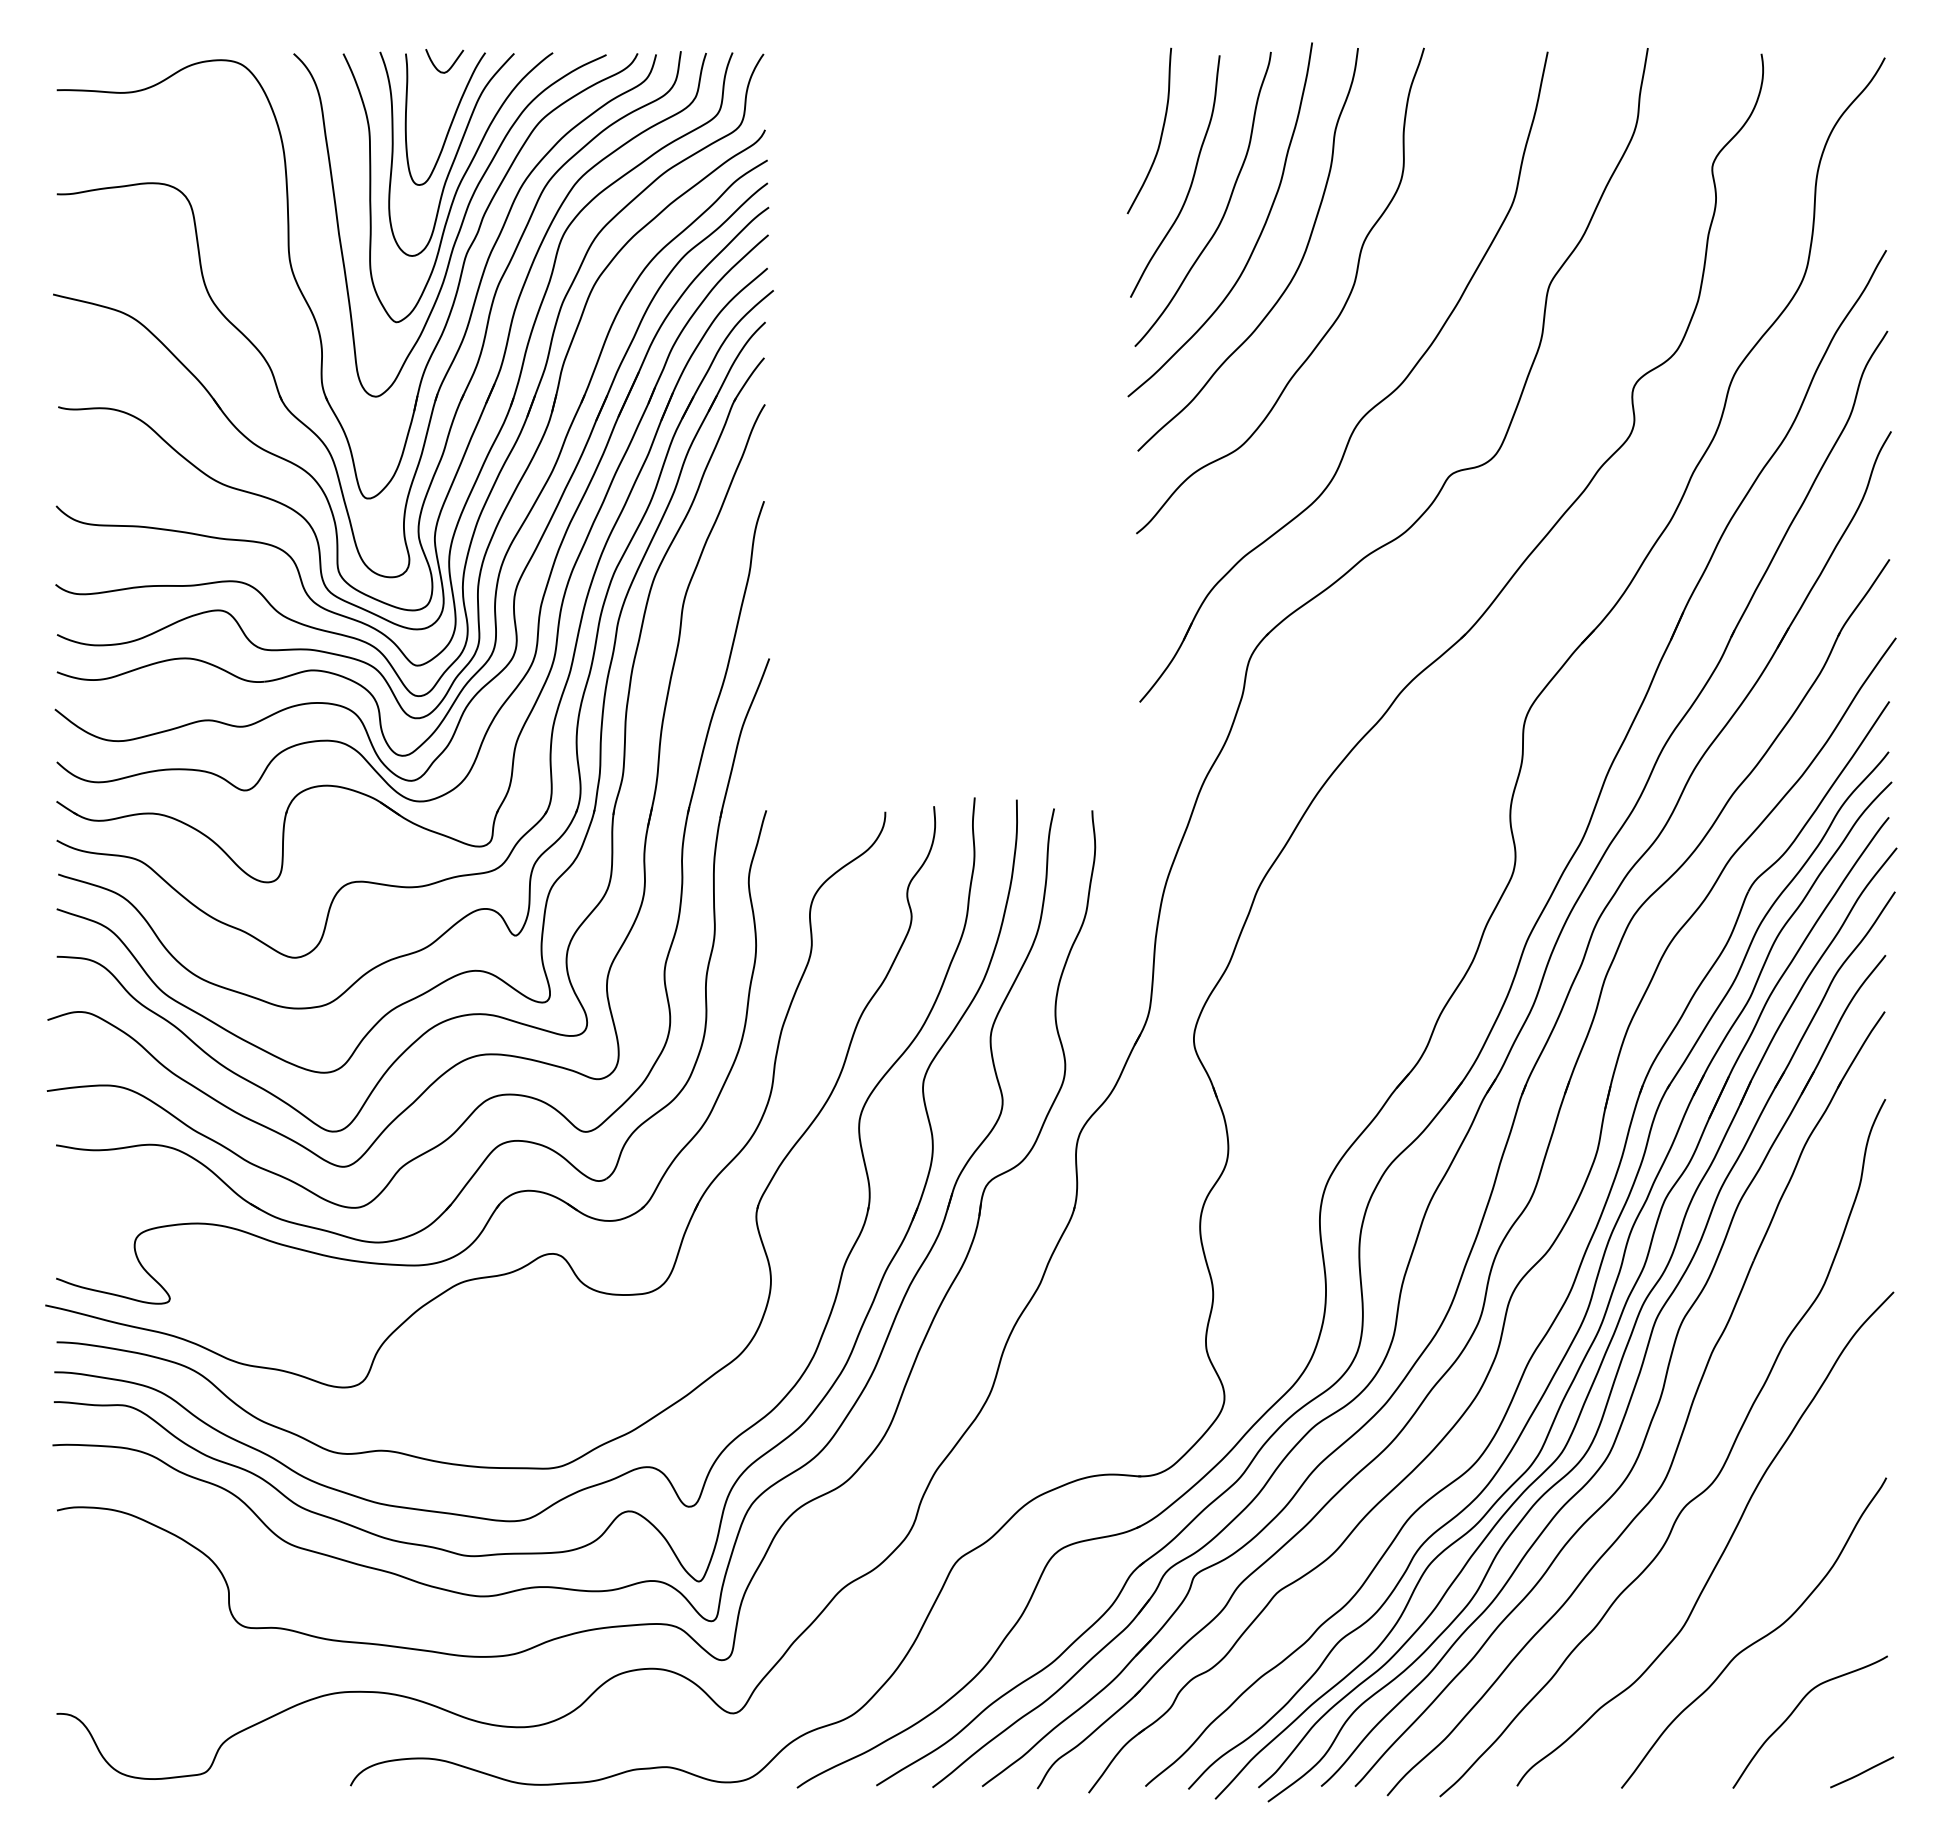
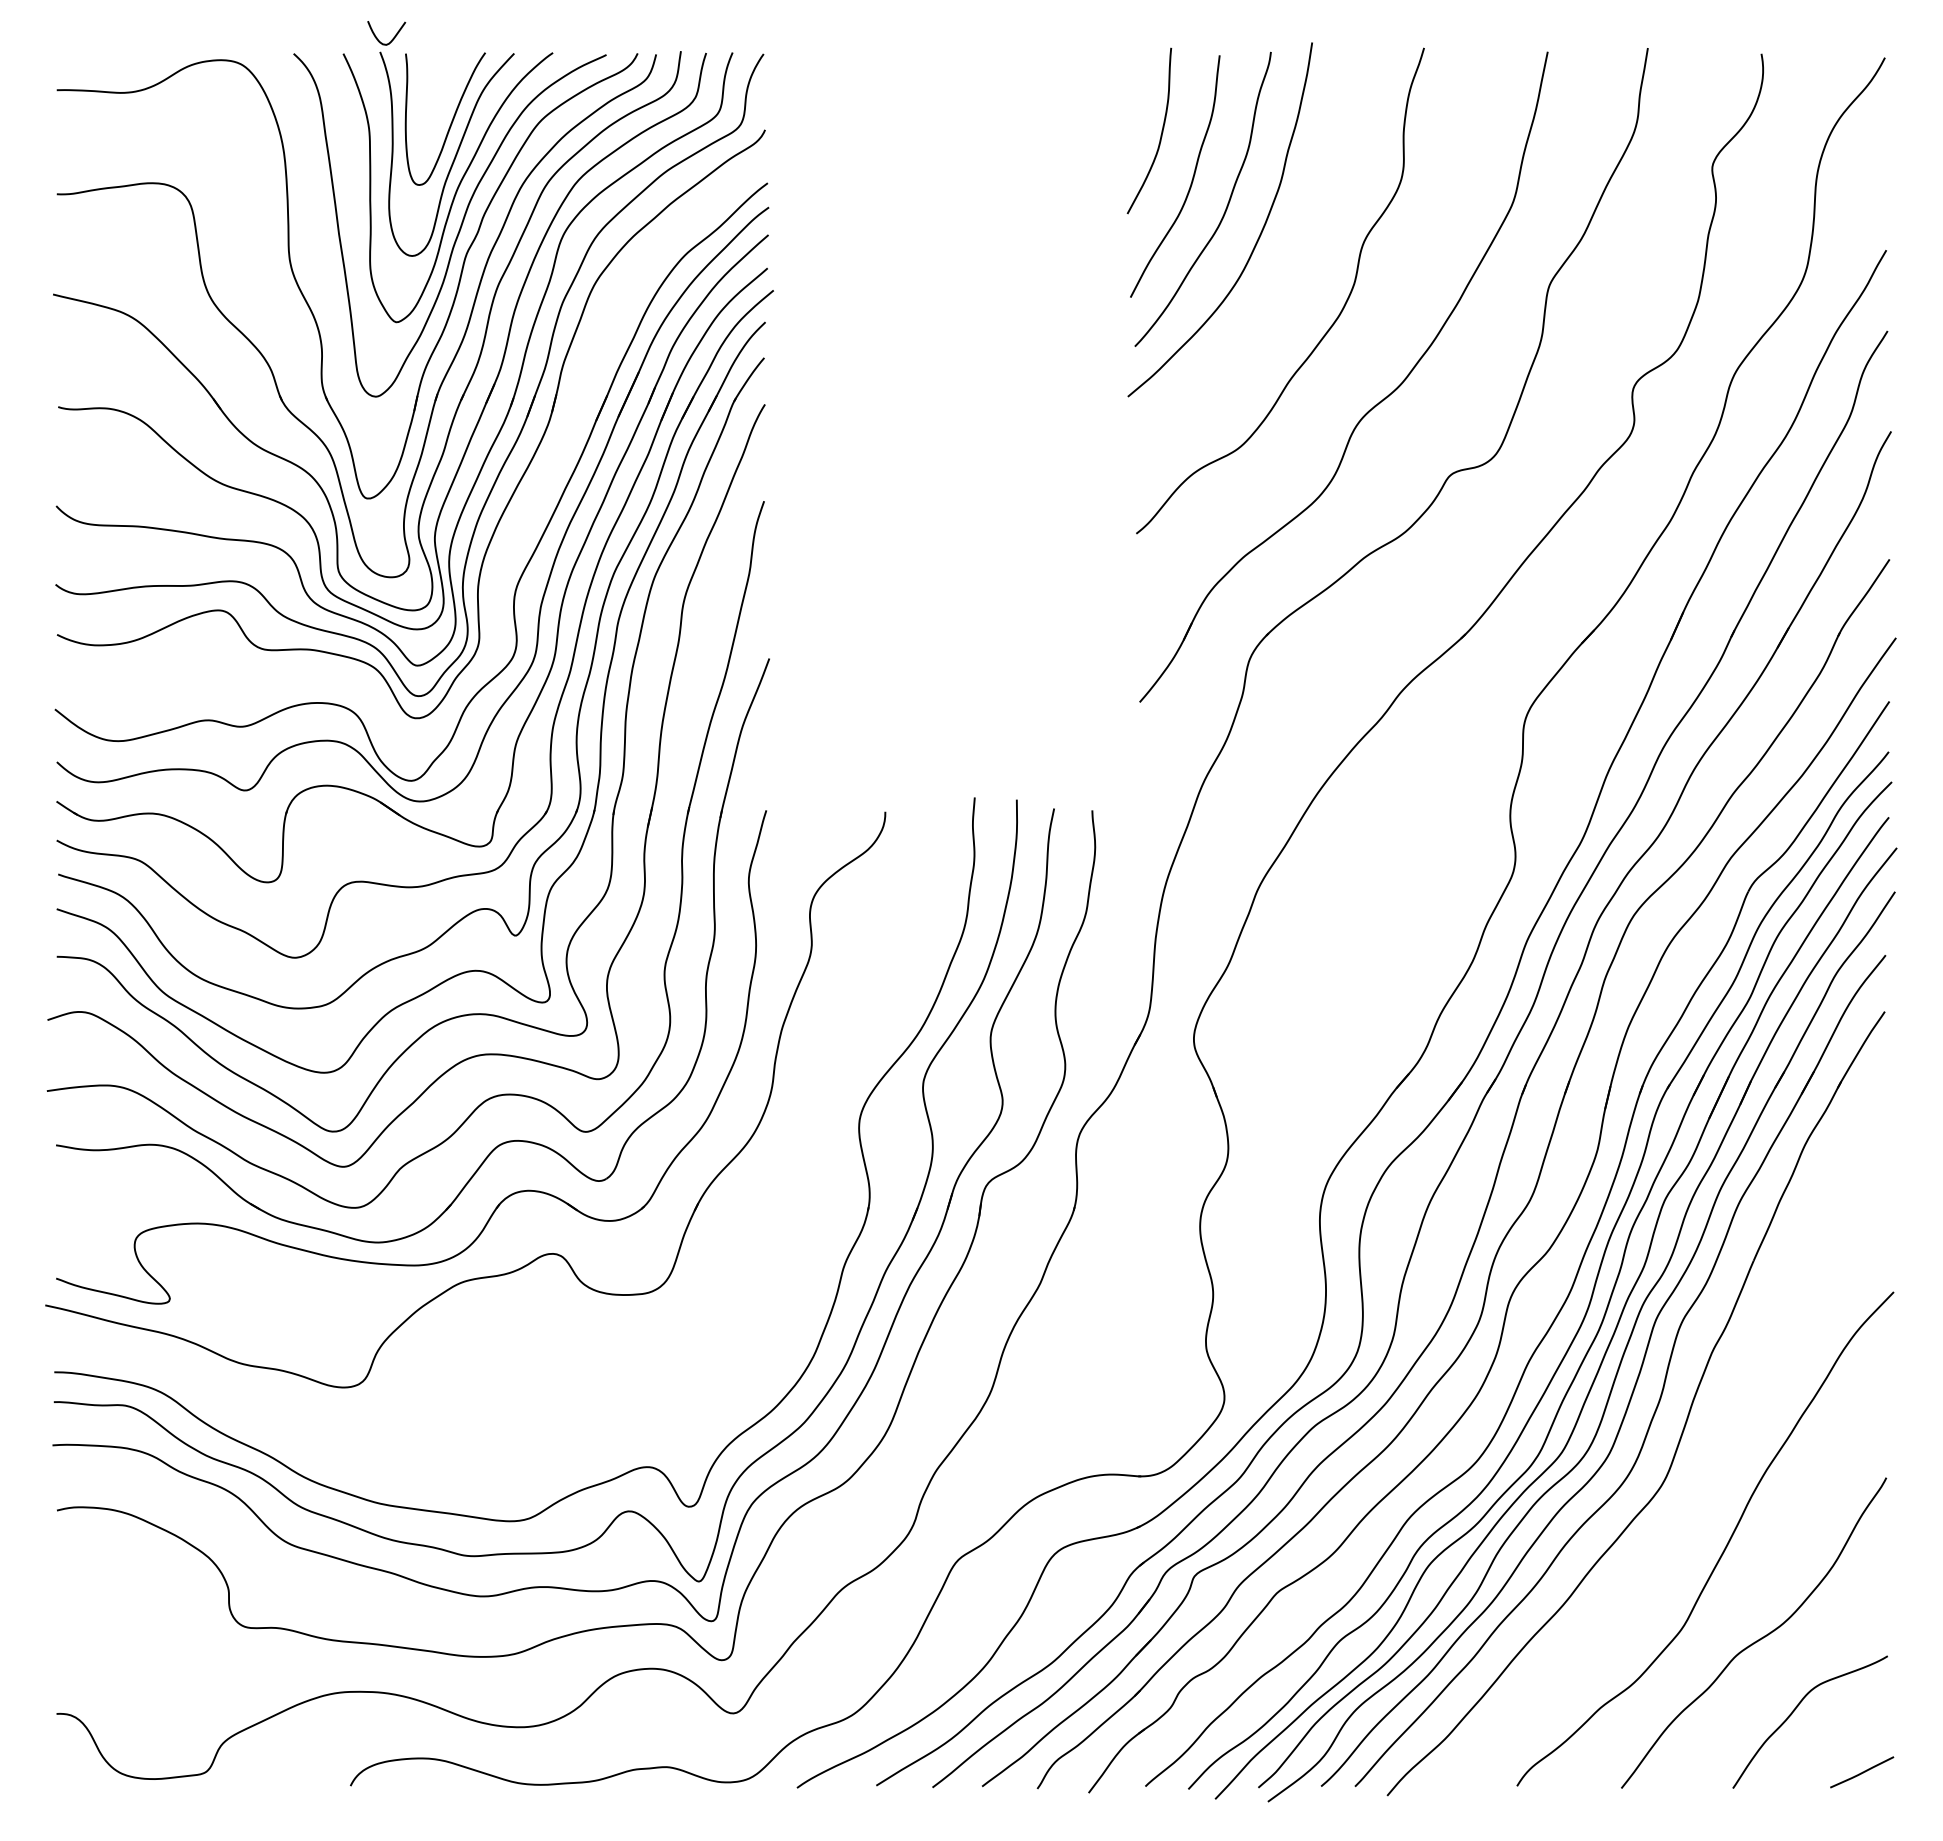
curve position: (450, 66) -> (392, 38) (392, 38)
curve: present -> none (1293, 274)
part: present -> none (520, 525)
part: present -> none (756, 1207)
curve: present -> none (1695, 1496)
